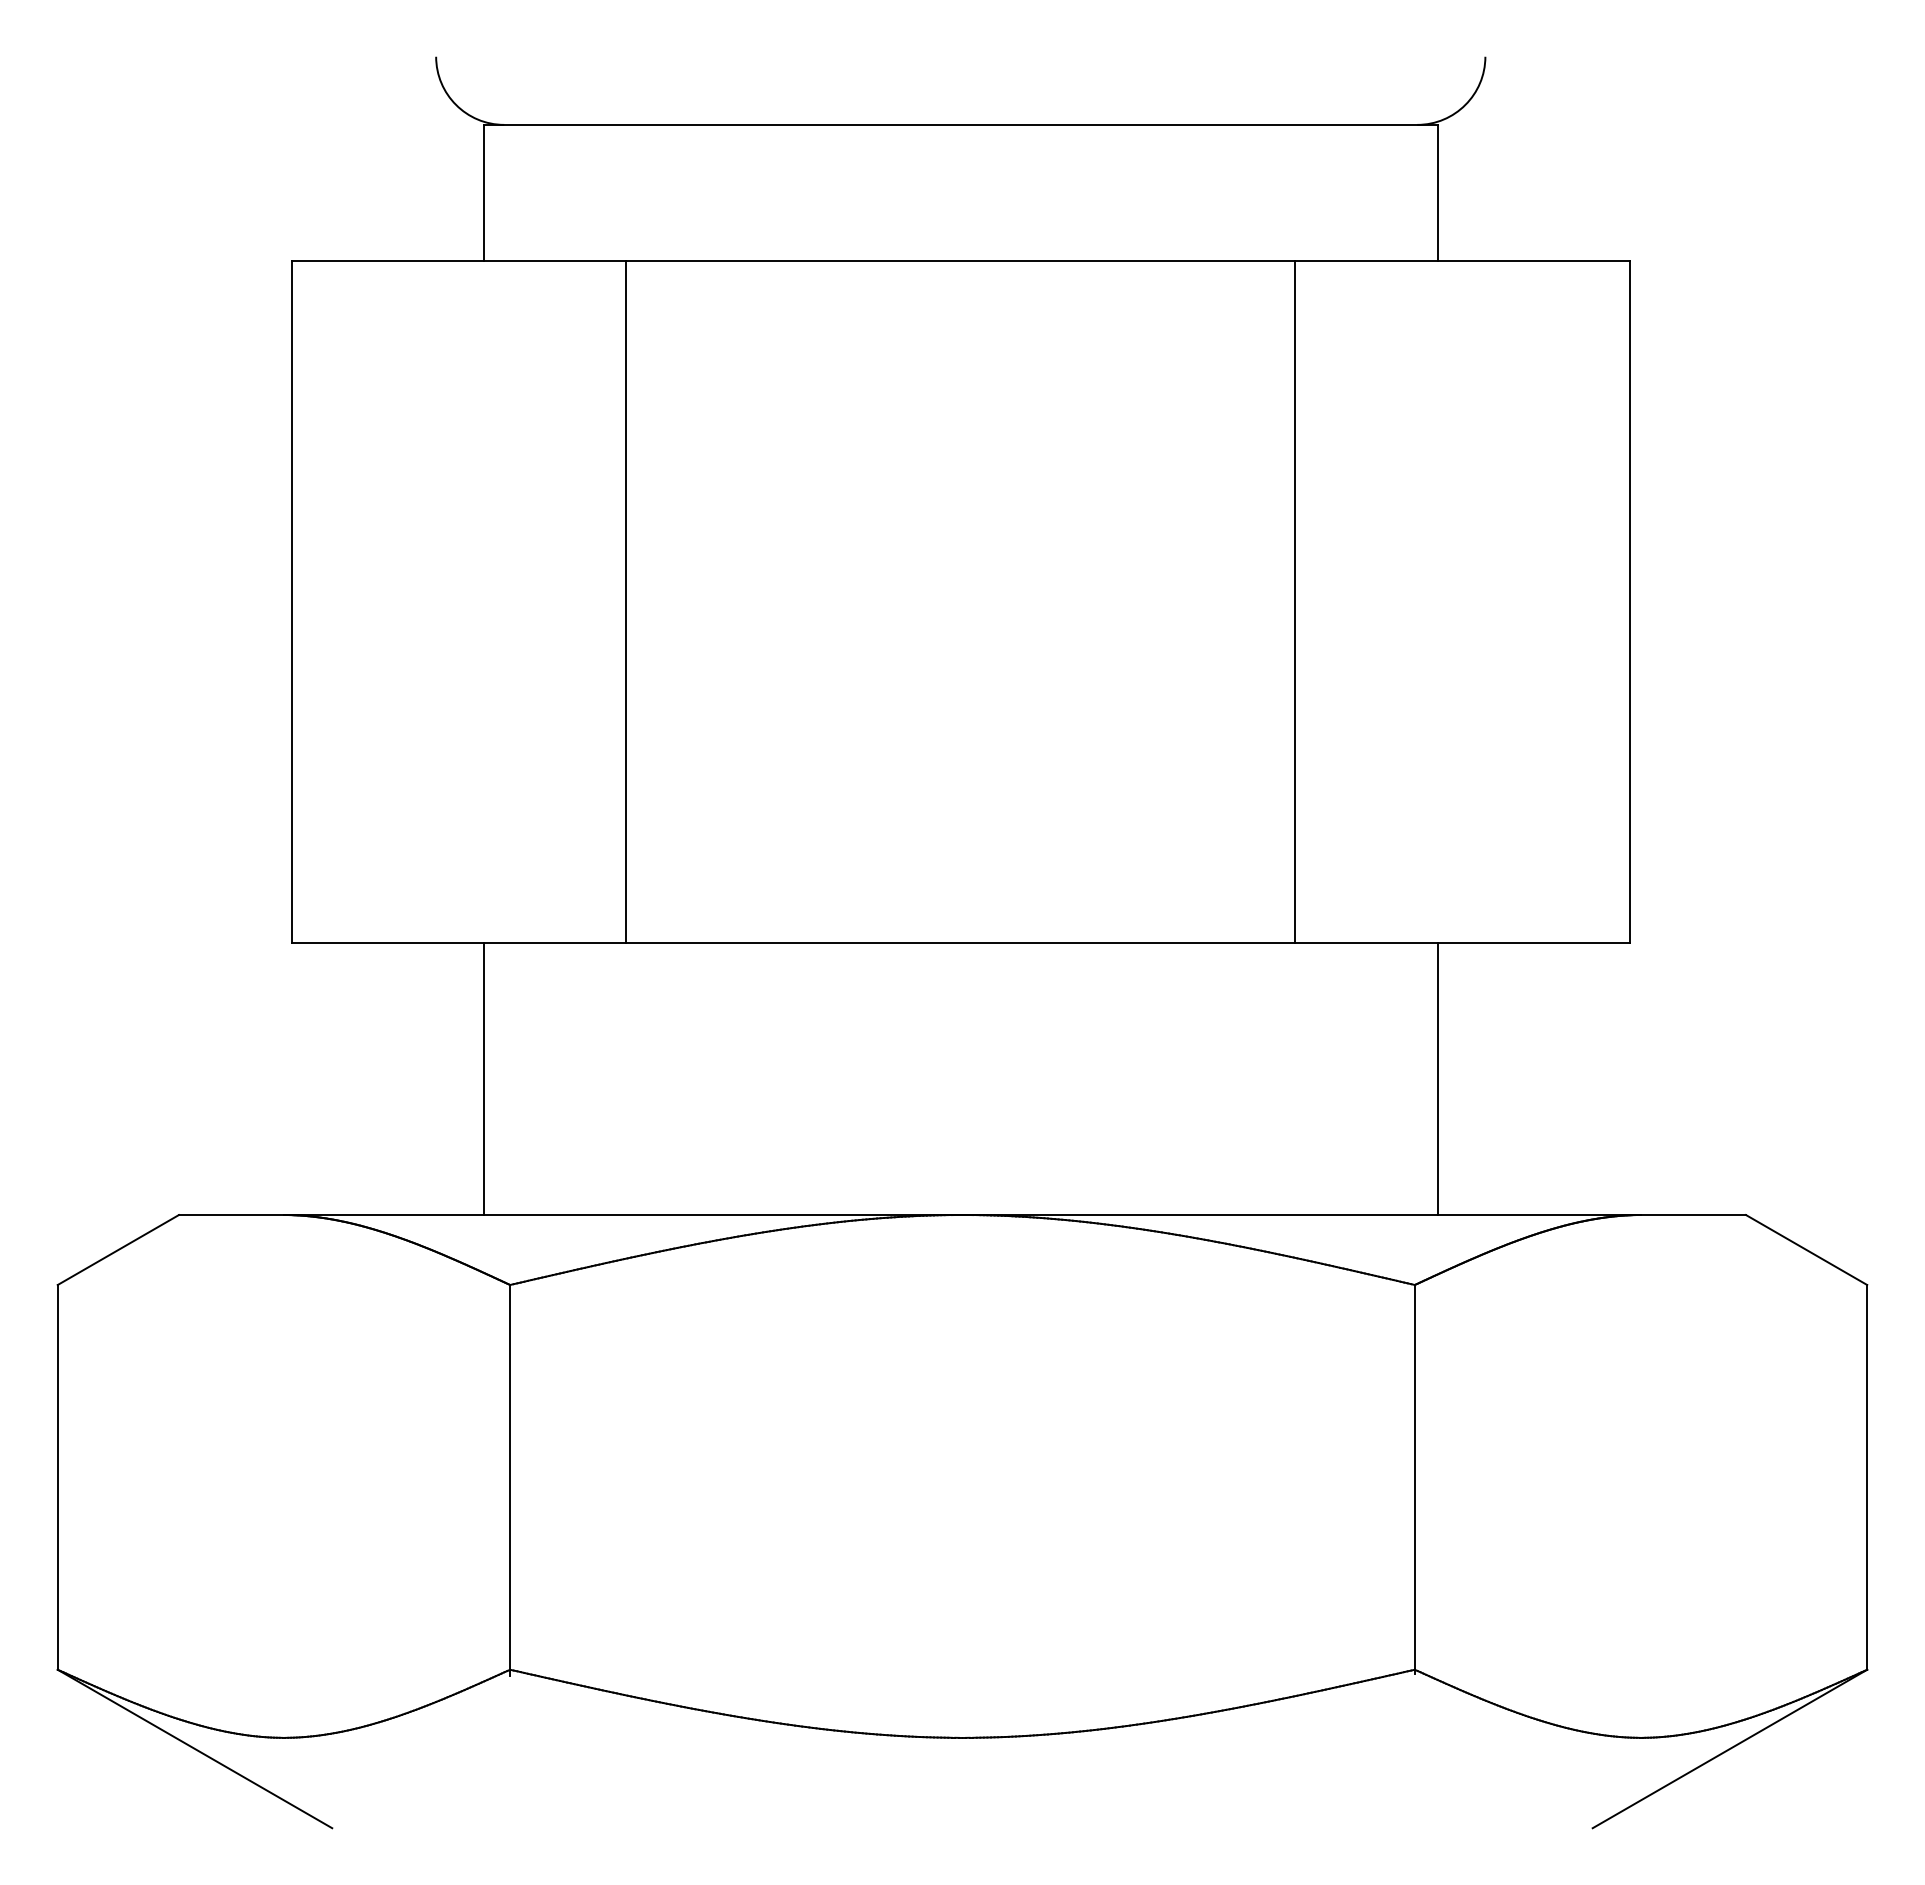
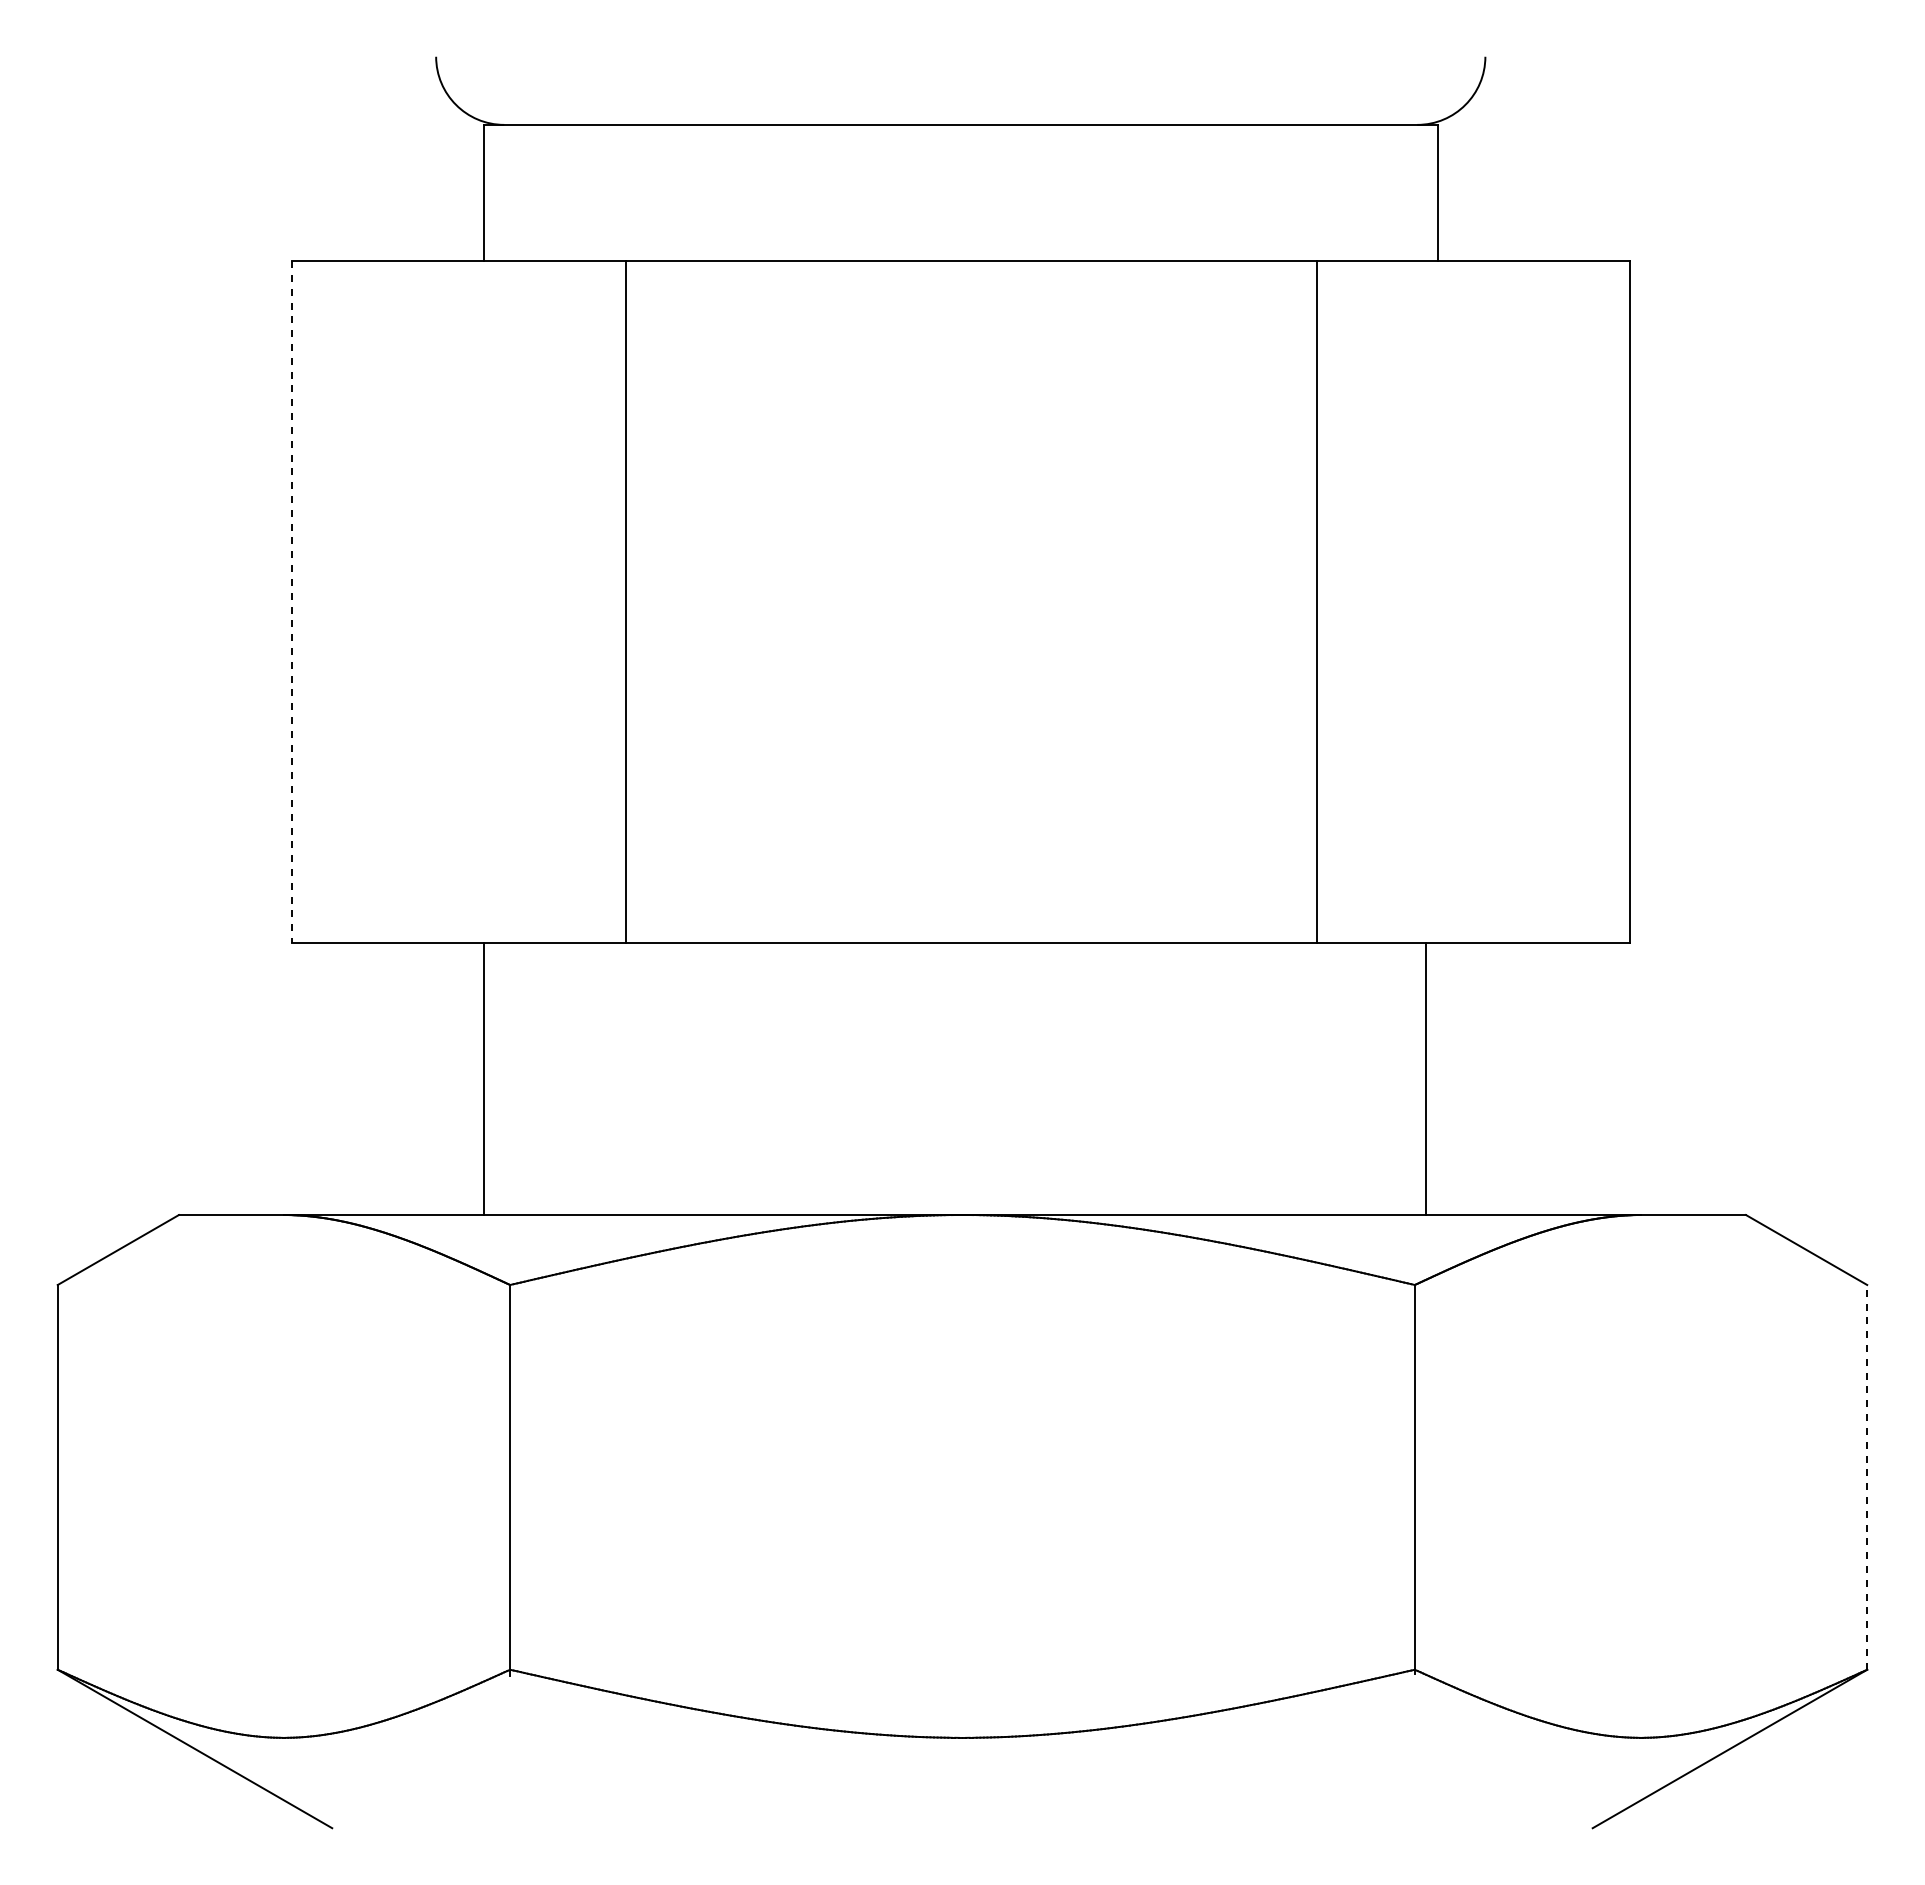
line: solid -> dashed (292, 601)
line position: (1295, 601) -> (1317, 601) (1317, 601)
line position: (1437, 1078) -> (1425, 1078) (1425, 1078)
line: solid -> dashed (1867, 1476)
